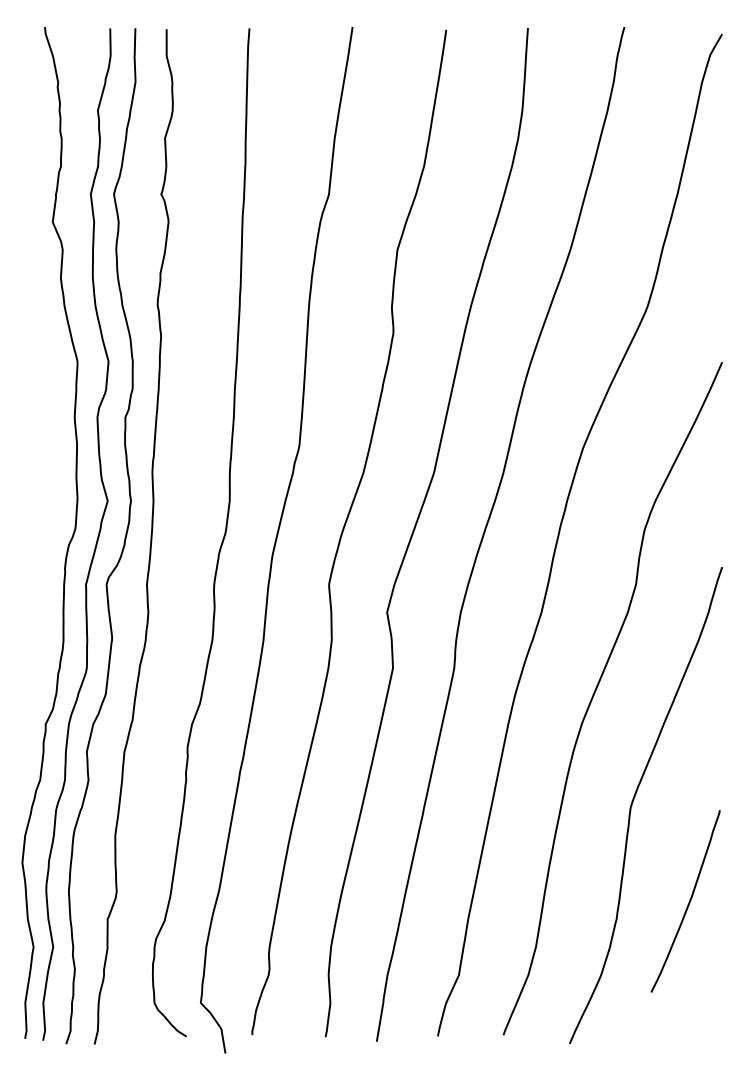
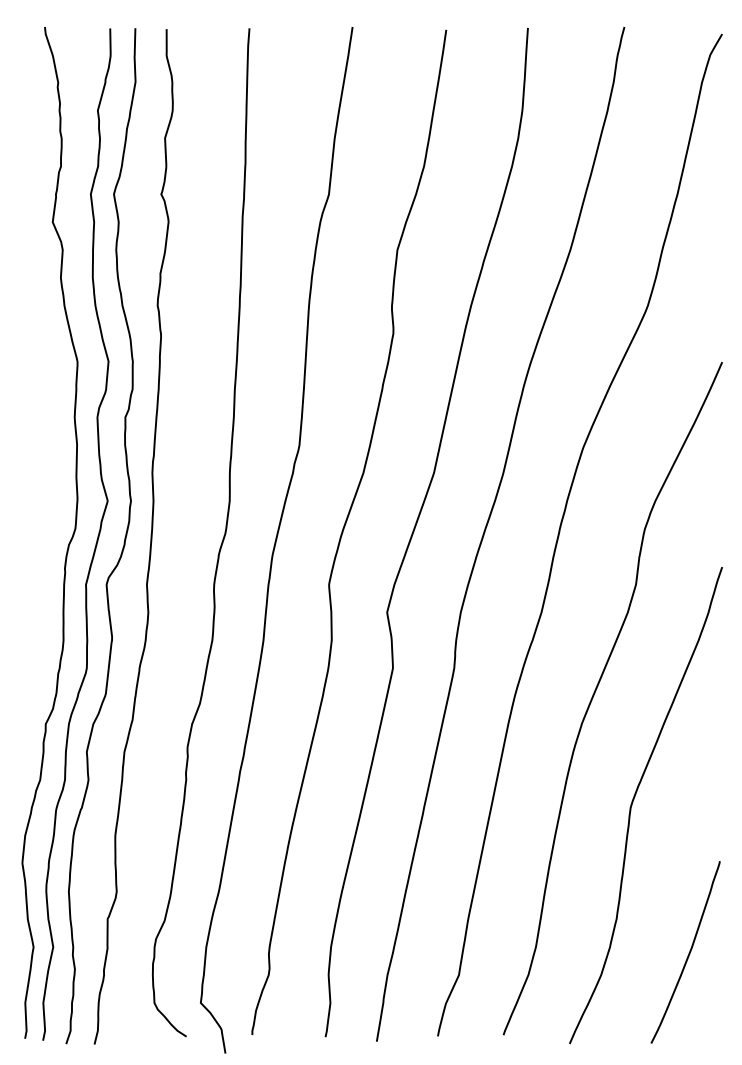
curve position: (688, 902) -> (688, 953) (688, 953)
